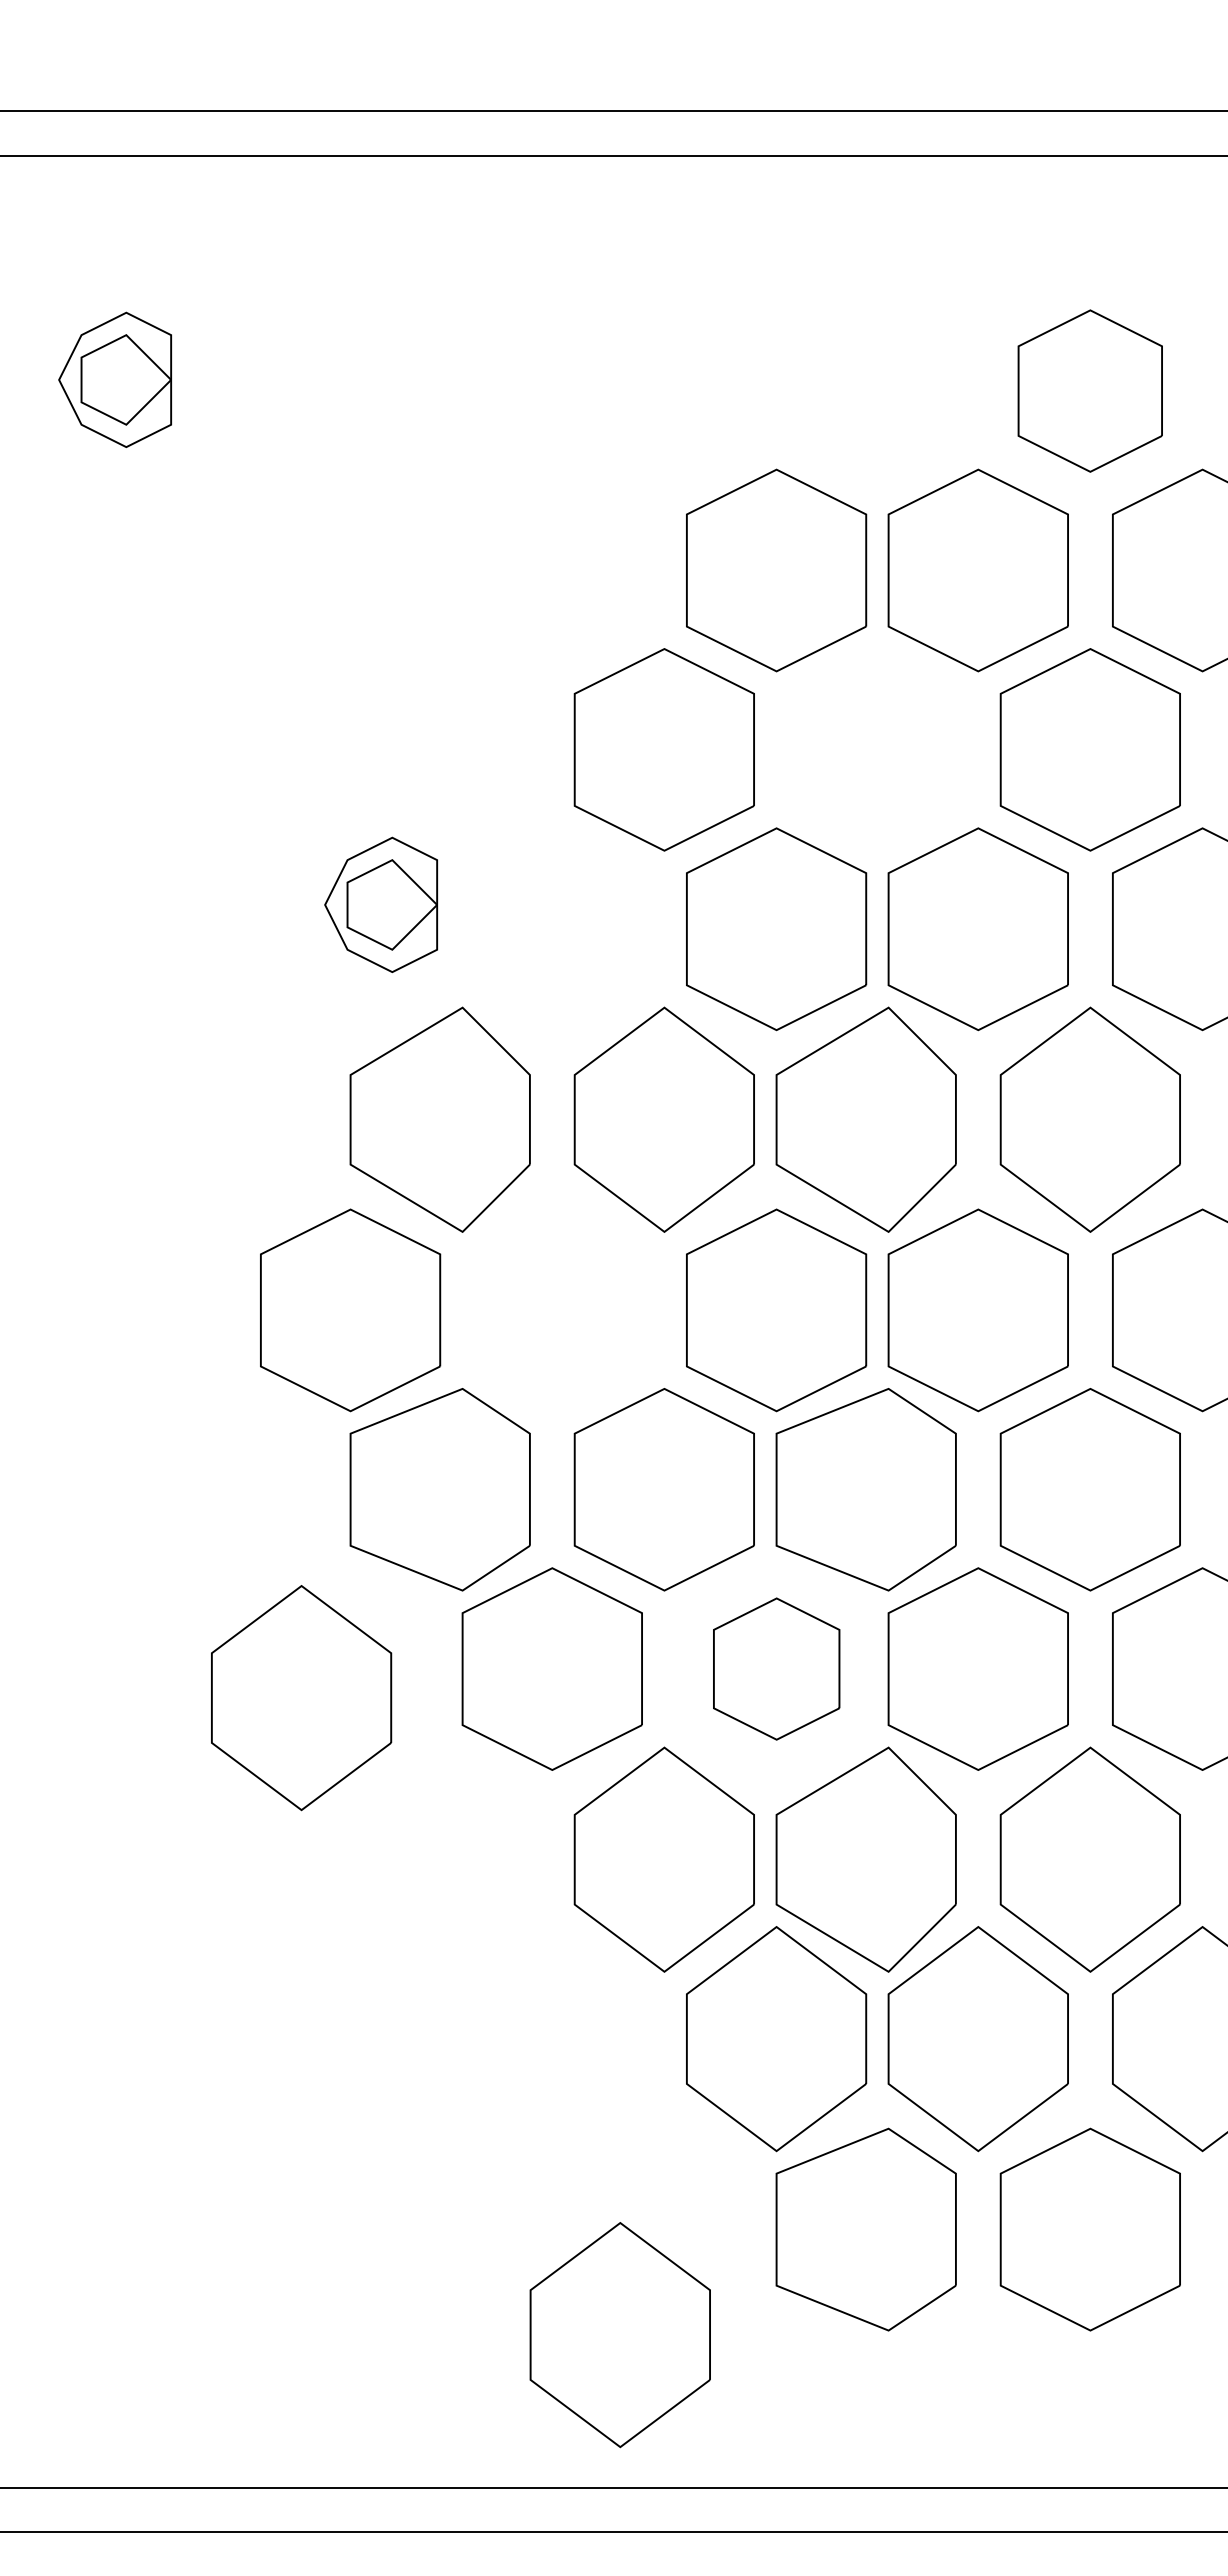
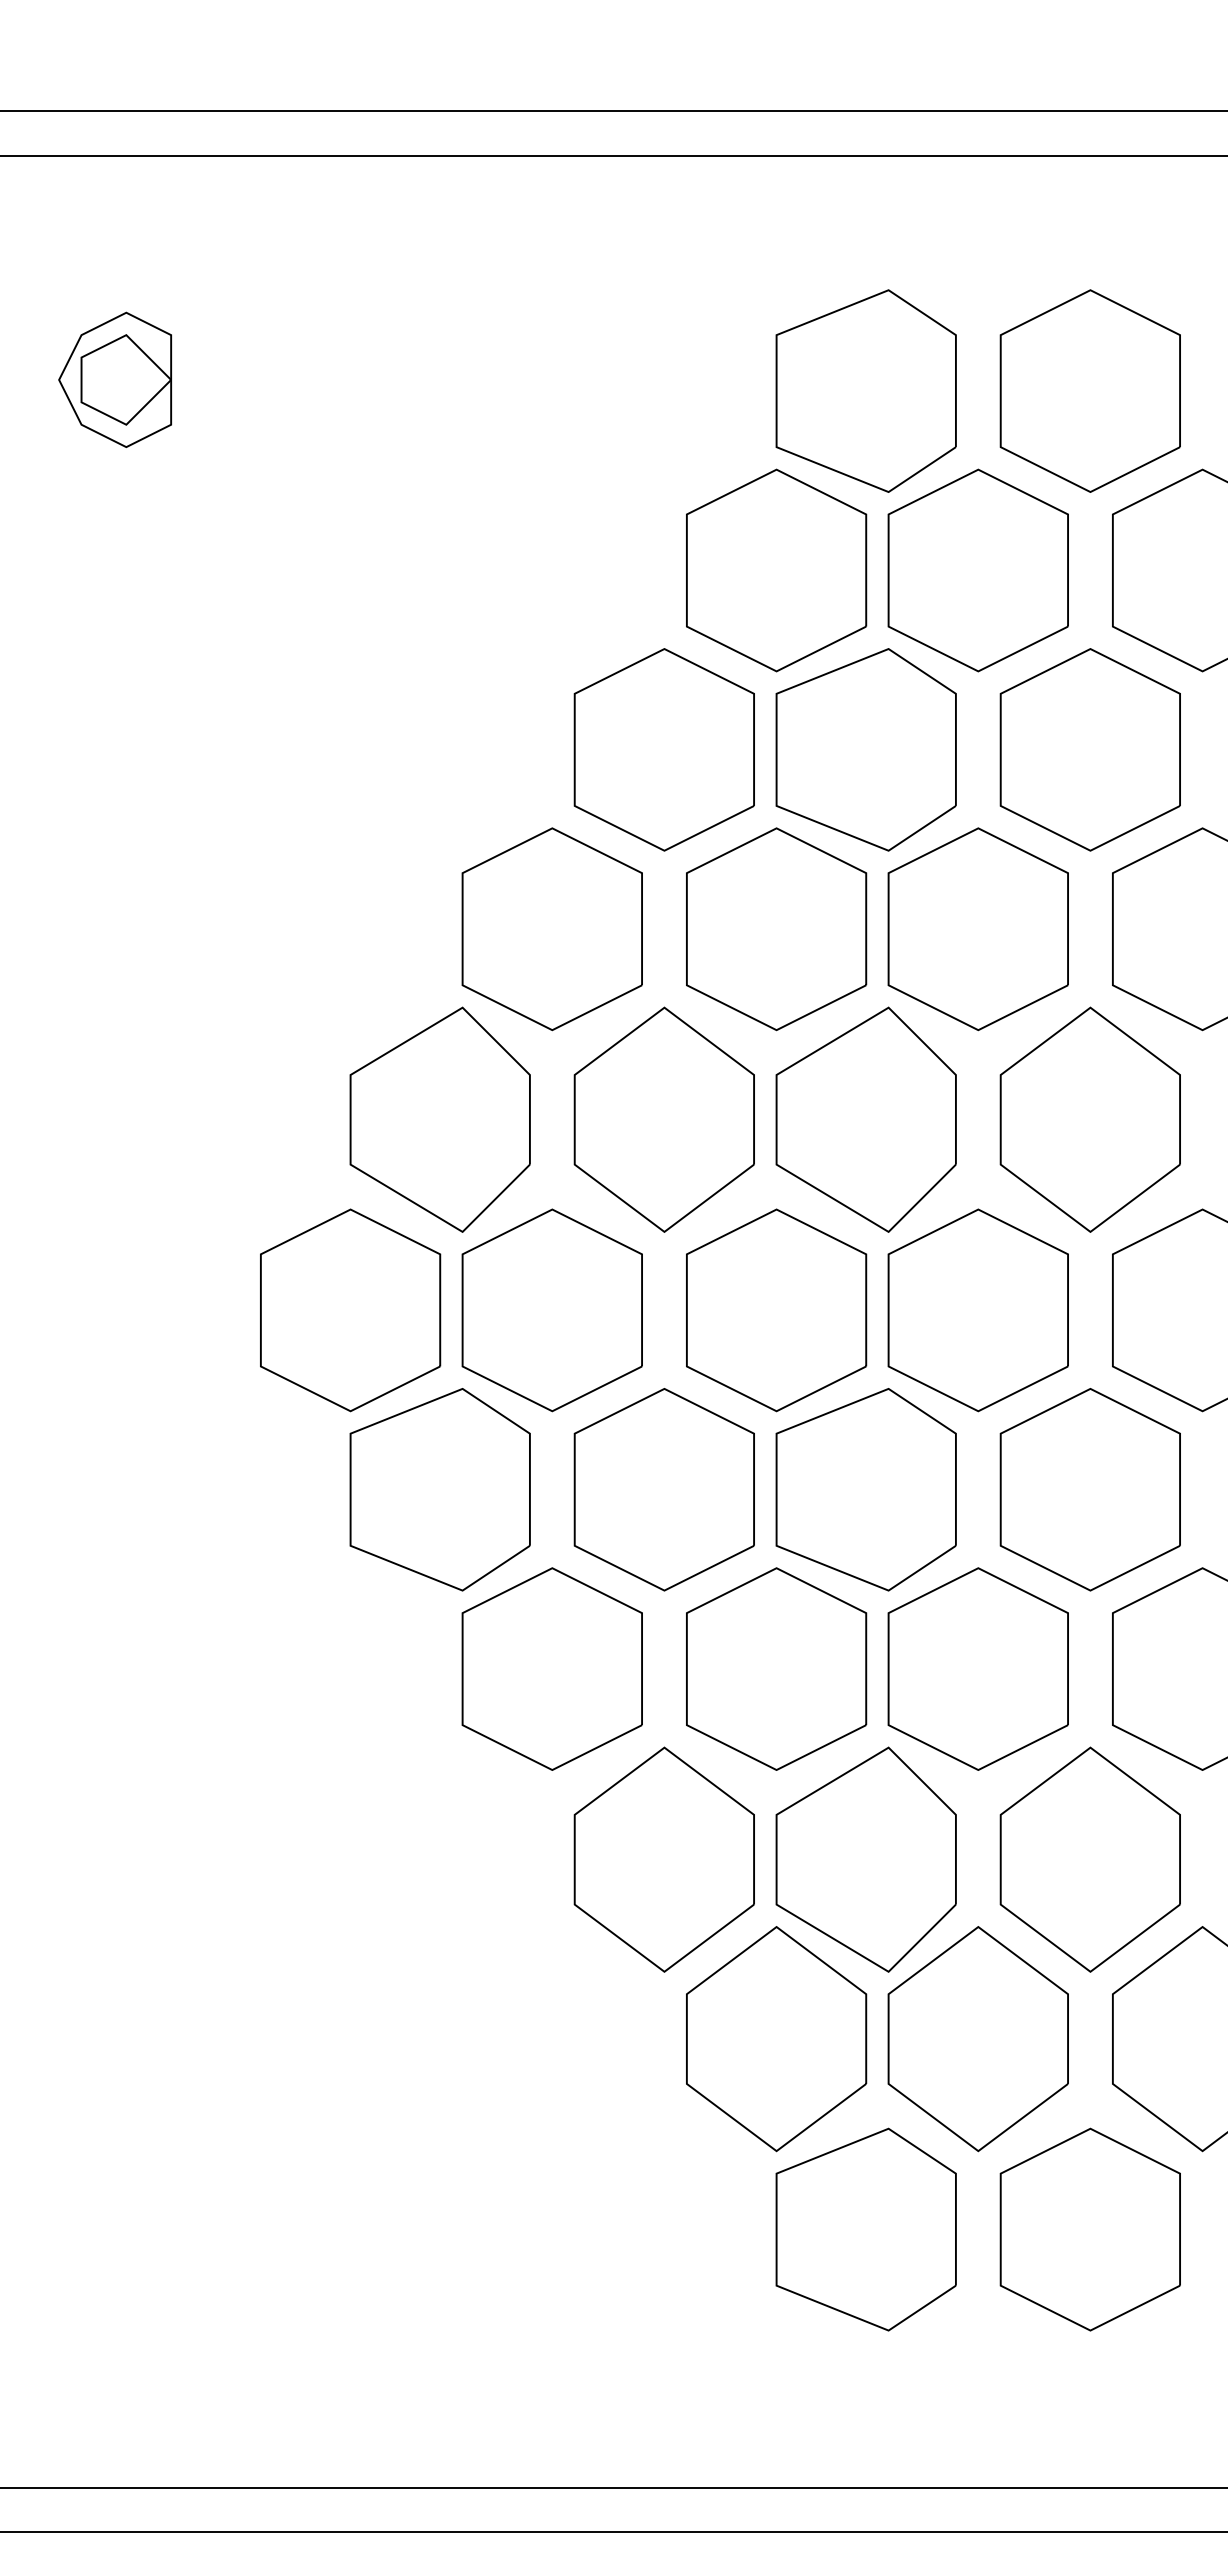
part: none -> present (865, 390)
part size: 146x164 px -> 182x204 px (1089, 390)
part: none -> present (865, 749)
part: present -> none (380, 904)
part: none -> present (551, 929)
part: none -> present (551, 1310)
part size: 128x144 px -> 182x204 px (776, 1668)
part: present -> none (301, 1698)
part: present -> none (619, 2335)
